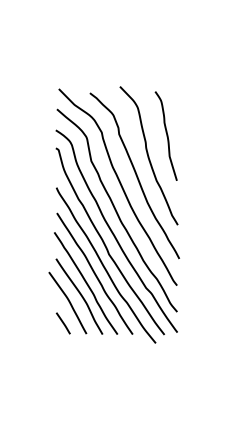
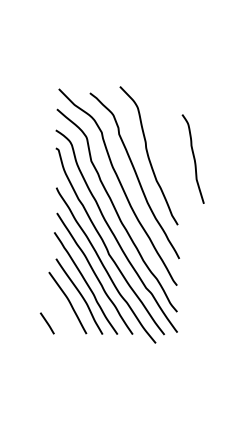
curve position: (166, 135) -> (193, 158) (193, 158)
line position: (62, 323) -> (46, 323) (46, 323)
